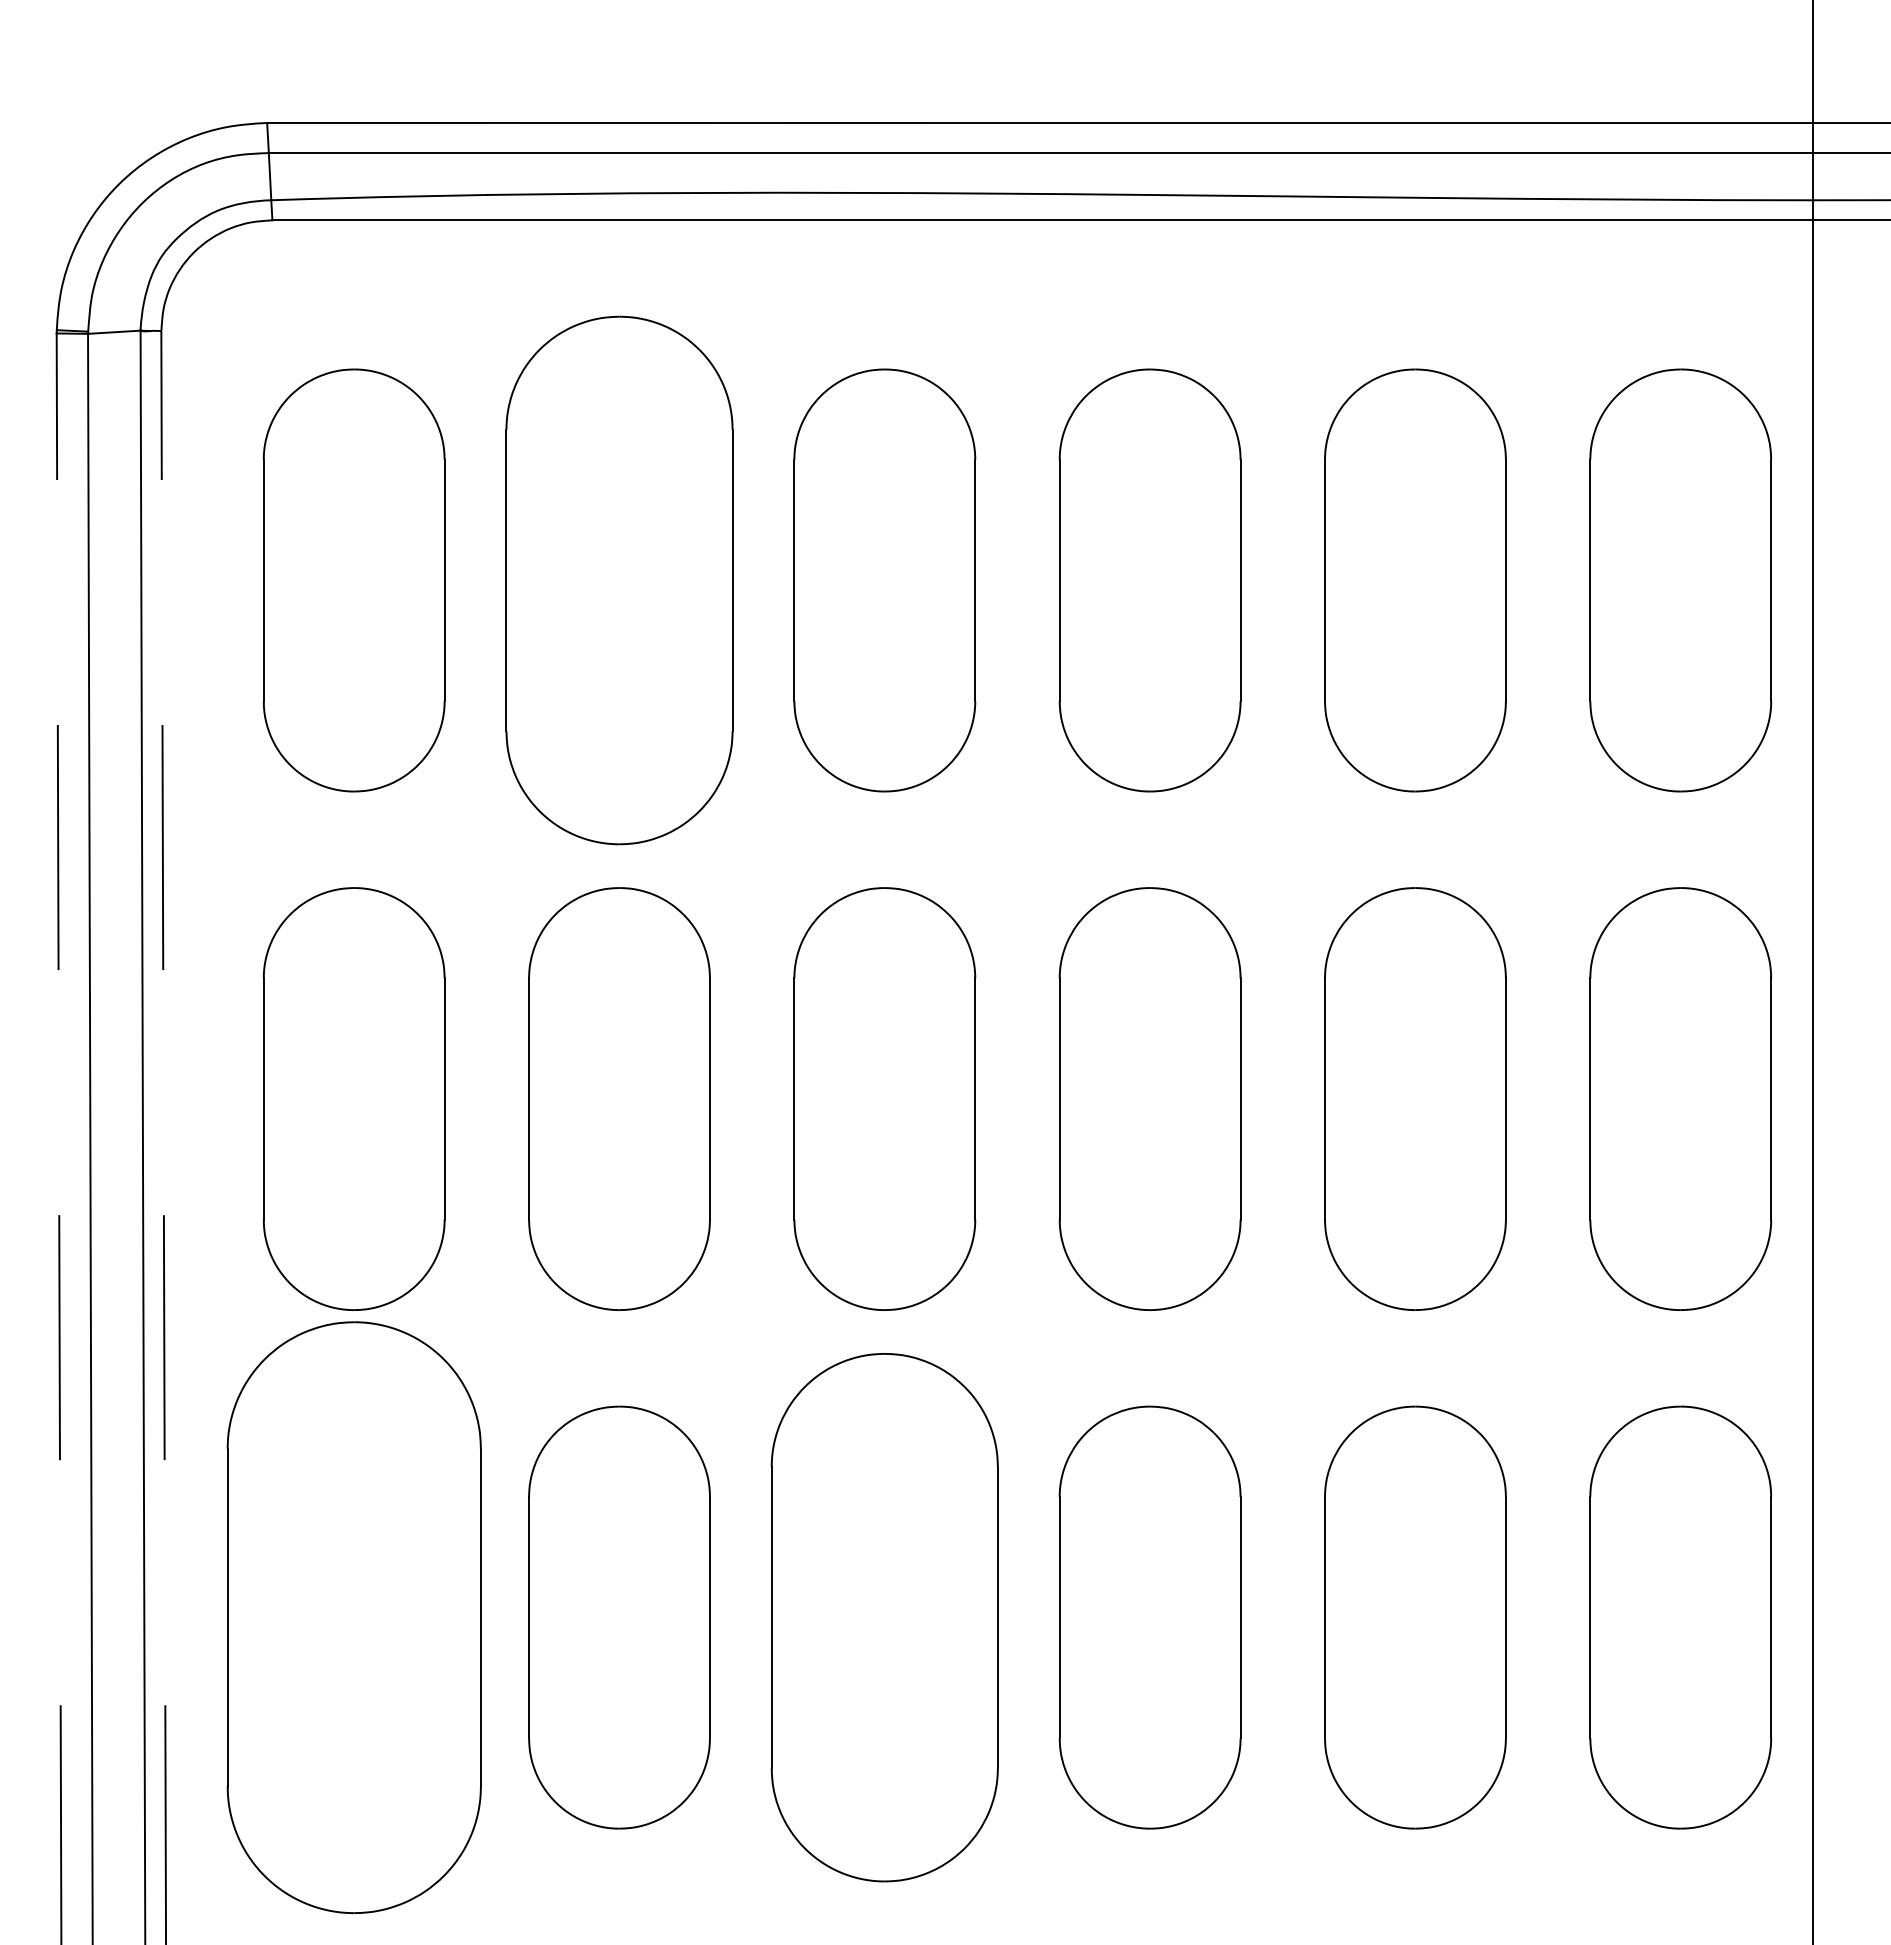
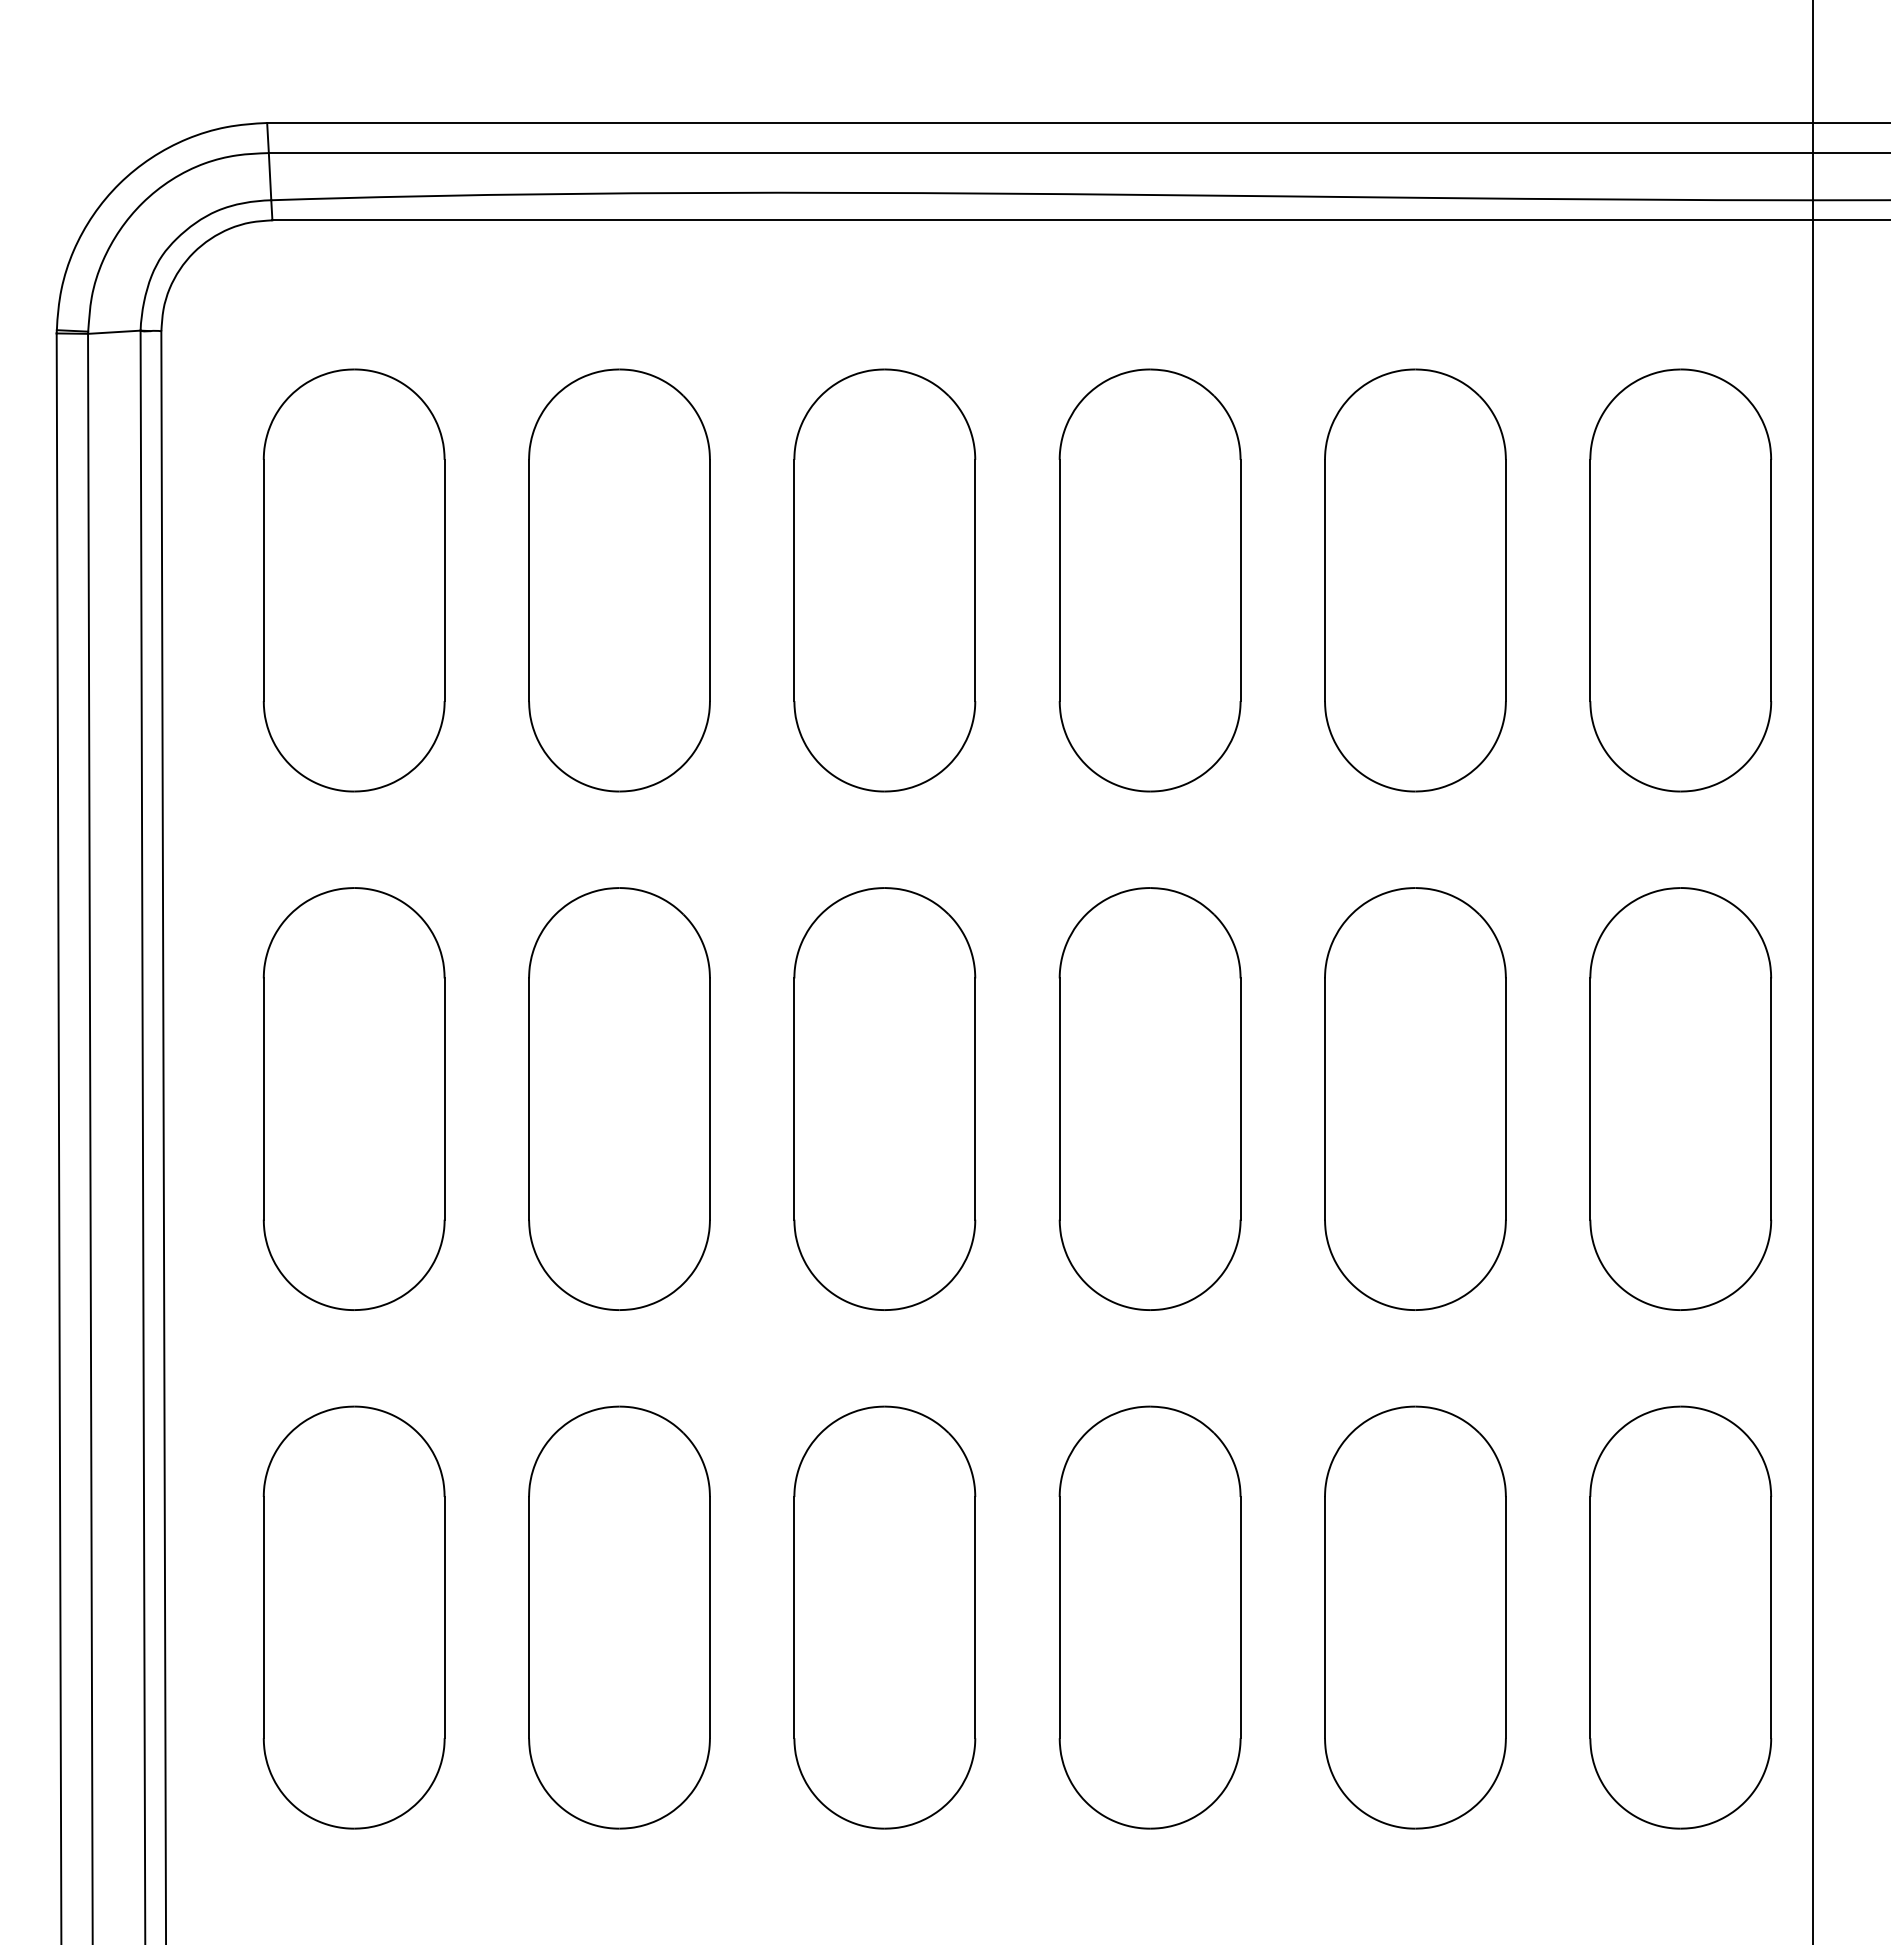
part size: 229x531 px -> 183x425 px (619, 580)
line: dashed -> solid (59, 1138)
line: dashed -> solid (163, 1138)
part size: 256x593 px -> 184x425 px (353, 1617)
part size: 229x530 px -> 184x425 px (884, 1617)
